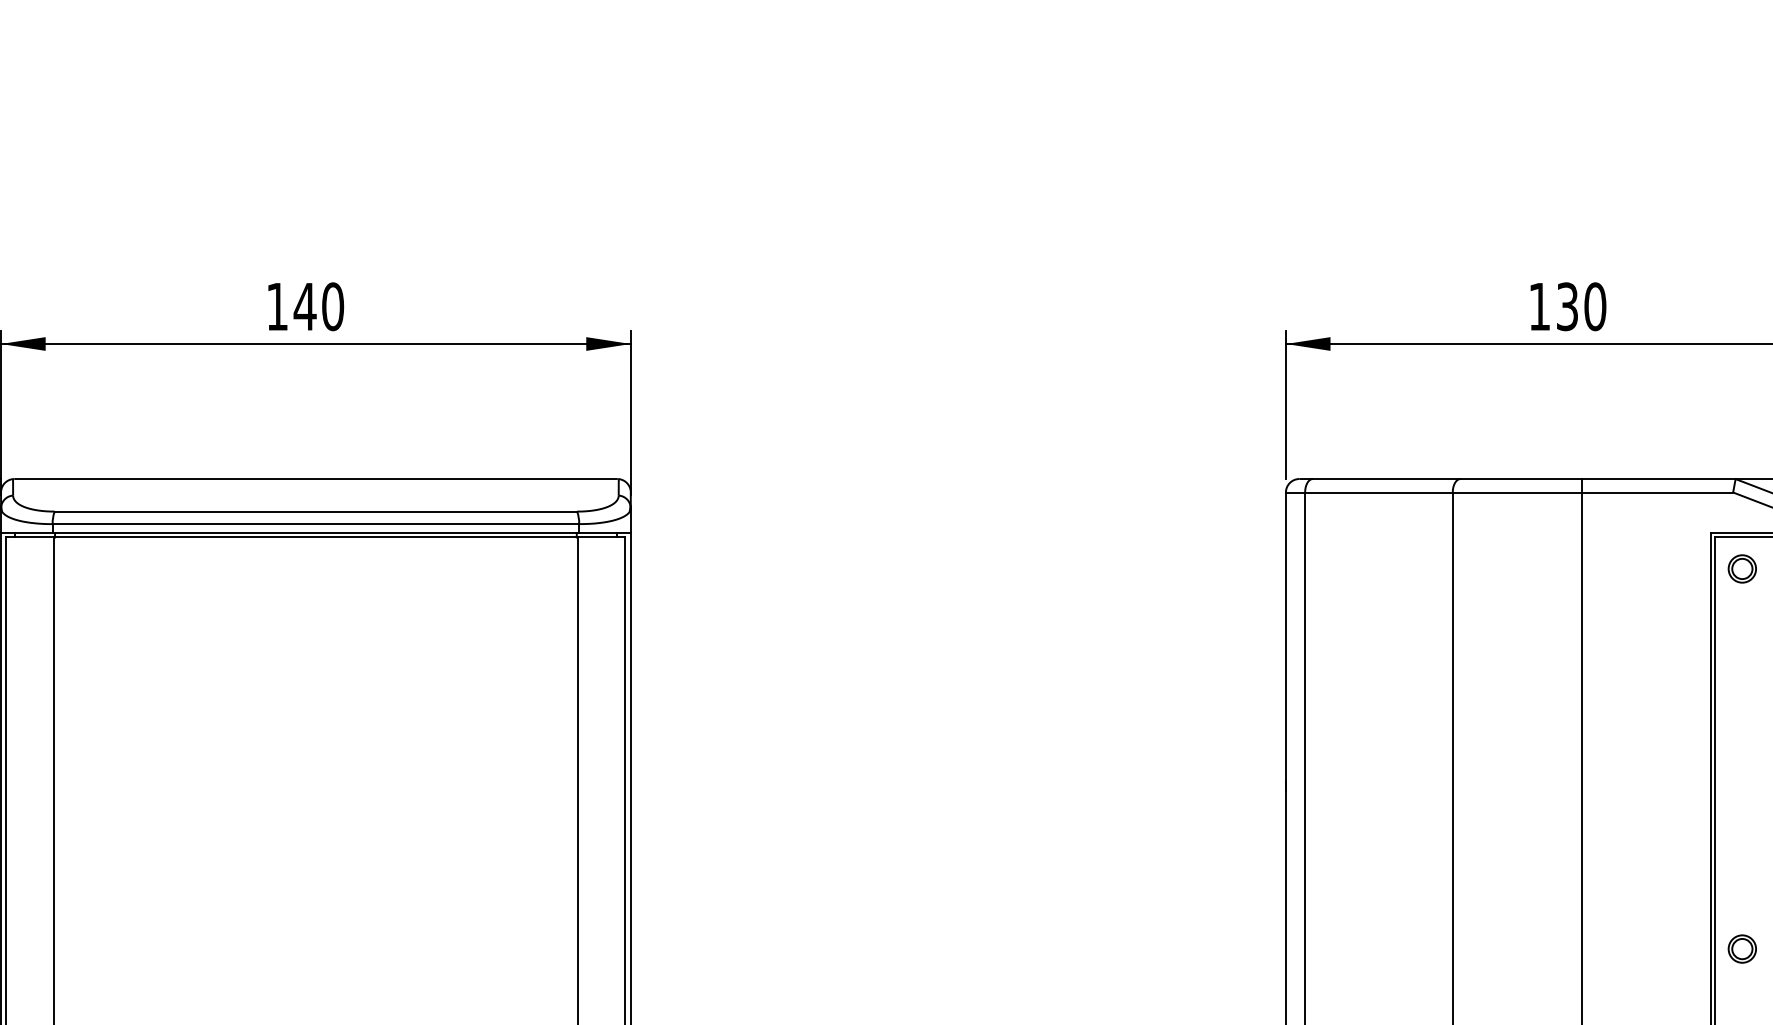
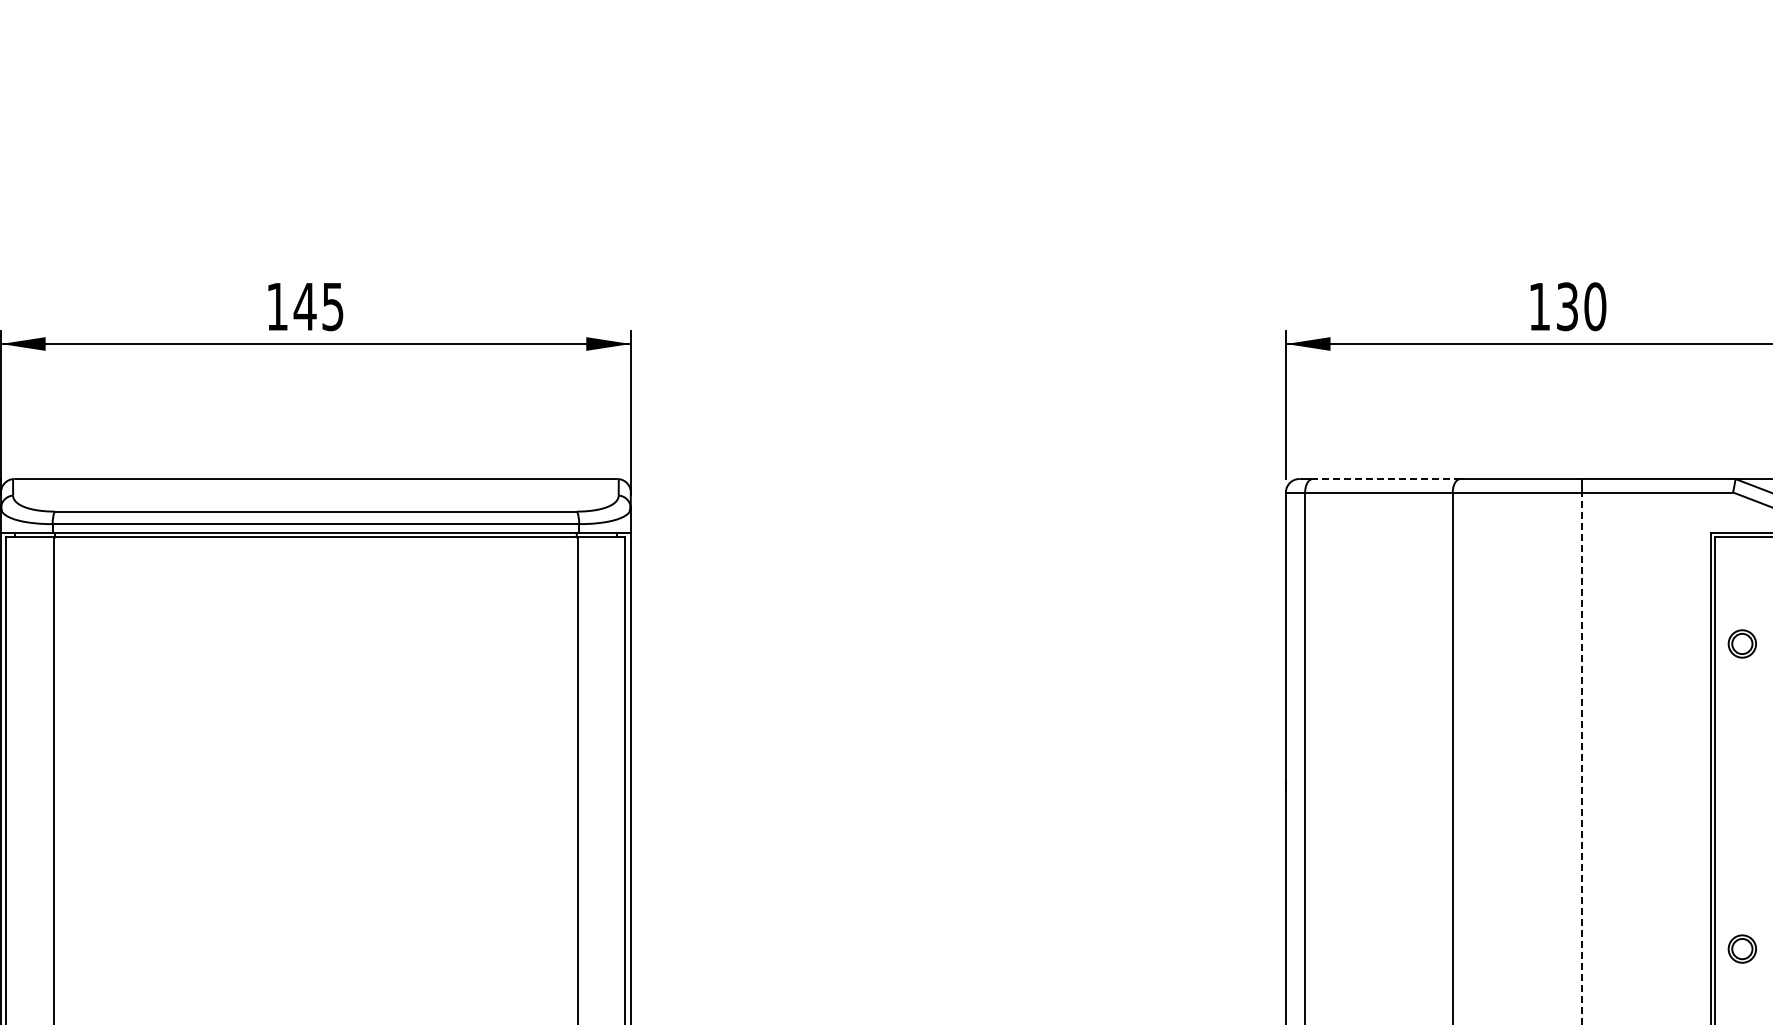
text: 140 -> 145 (333, 306)
line: solid -> dashed (1386, 479)
part position: (1741, 568) -> (1741, 643) (1741, 643)
line: solid -> dashed (1581, 758)
